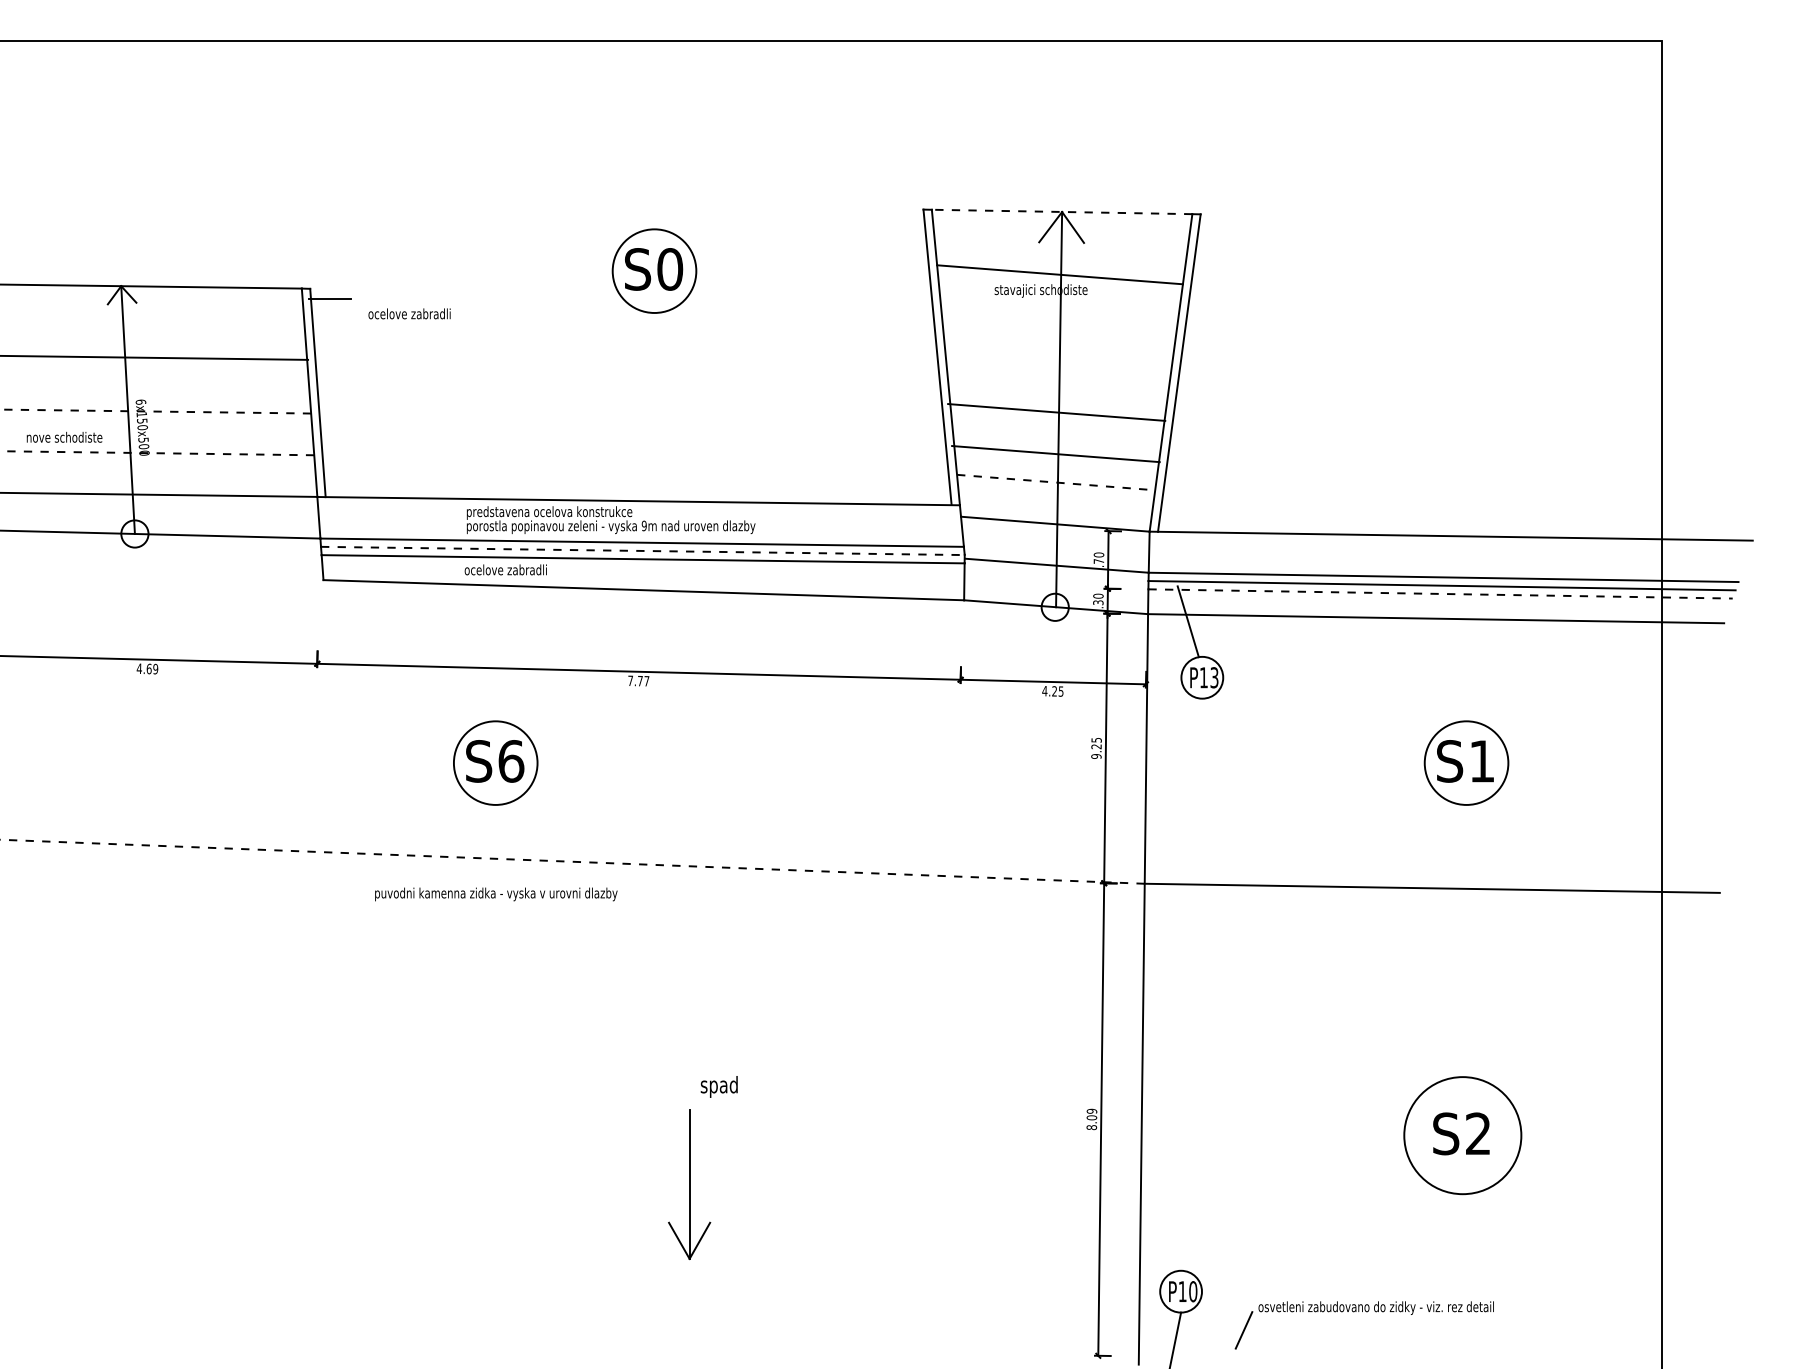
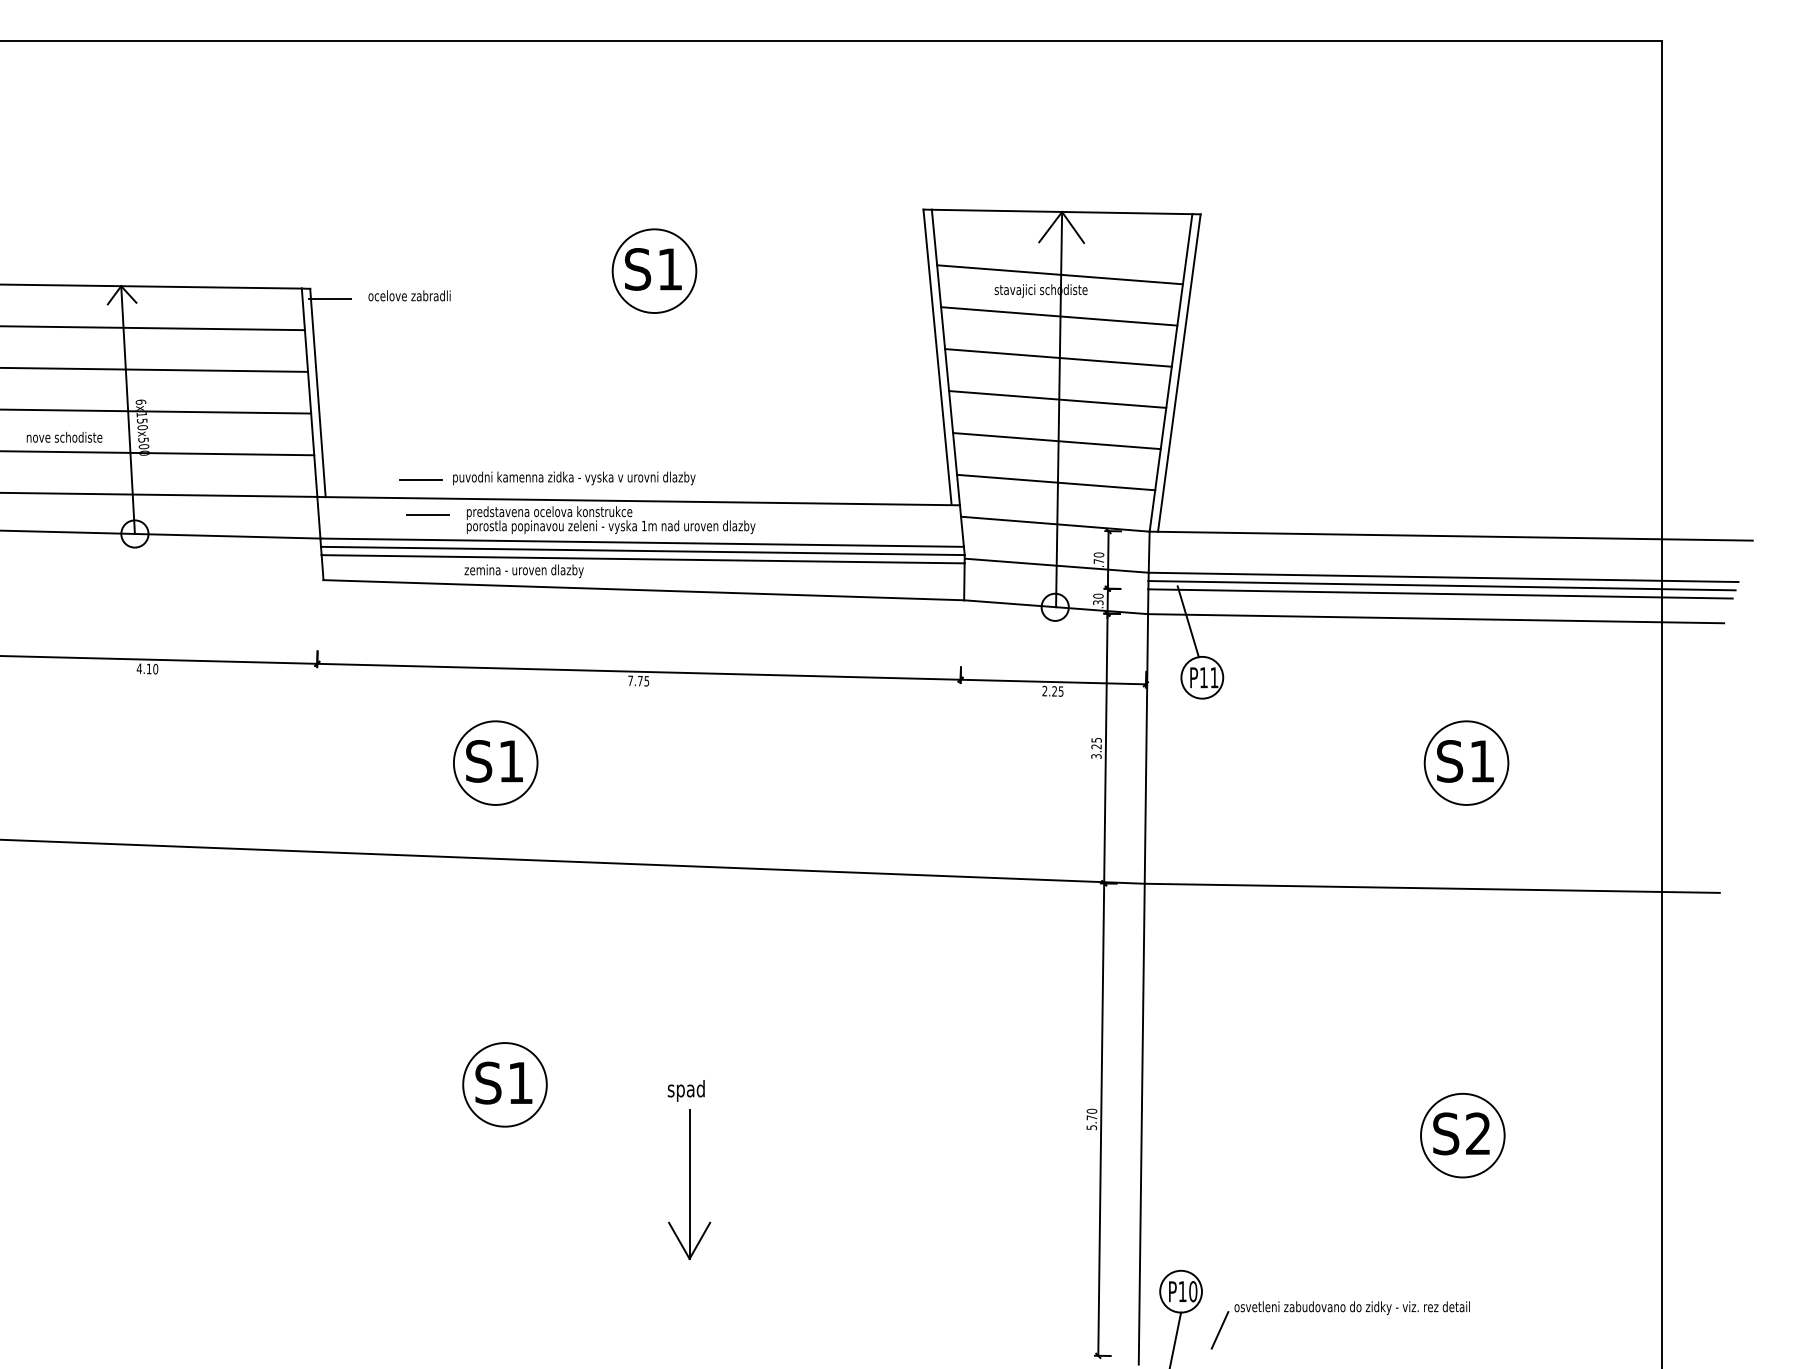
line: dashed -> solid (1061, 211)
text: S0 -> S1 (670, 269)
text position: (409, 313) -> (409, 295) (409, 295)
line: none -> present (1059, 316)
line: none -> present (153, 328)
line position: (155, 357) -> (155, 369) (155, 369)
line: none -> present (1058, 357)
line: dashed -> solid (155, 411)
line position: (1056, 412) -> (1057, 399) (1057, 399)
line: dashed -> solid (157, 453)
line position: (1055, 454) -> (1056, 441) (1056, 441)
line: none -> present (421, 479)
line: dashed -> solid (1056, 482)
line: none -> present (427, 514)
text: 9m -> 1m (643, 525)
line: dashed -> solid (642, 550)
text: ocelove zabradli -> zemina - uroven dlazby (523, 571)
line: dashed -> solid (1441, 593)
text: 4.69 -> 4.10 (151, 668)
text: P13 -> P11 (1214, 677)
text: 7.77 -> 7.75 (646, 681)
text: 4.25 -> 2.25 (1044, 690)
text: 9.25 -> 3.25 (1096, 756)
text: S6 -> S1 (511, 761)
line: dashed -> solid (572, 861)
text position: (496, 894) -> (574, 478) (574, 478)
part: none -> present (504, 1084)
text position: (718, 1086) -> (685, 1090) (685, 1090)
text: 8.09 -> 5.70 (1091, 1119)
circle diameter: 117 px -> 84 px (1462, 1135)
part position: (1366, 1312) -> (1342, 1312) (1342, 1312)
